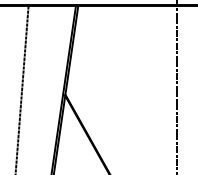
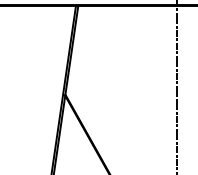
line: present -> none (21, 88)
